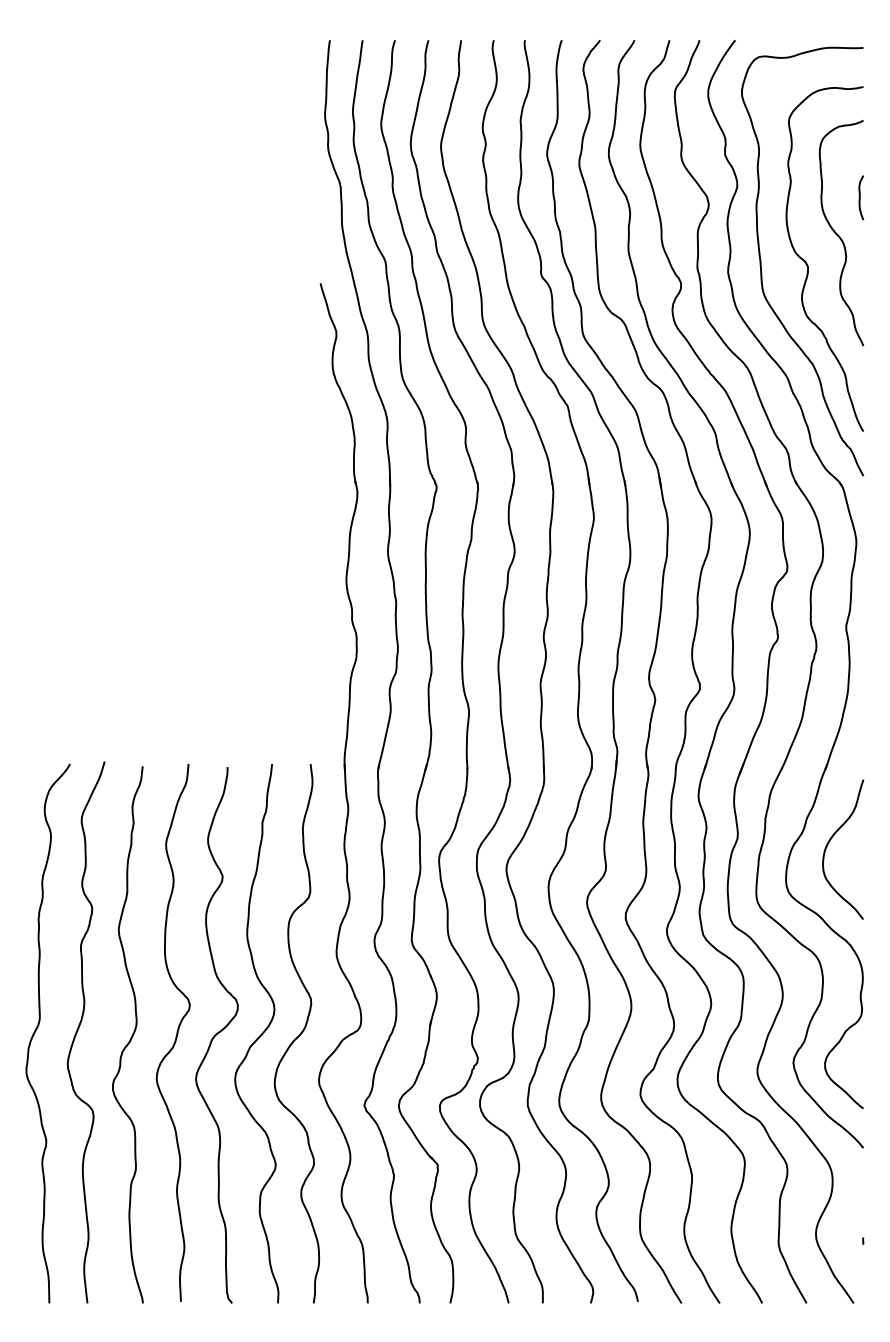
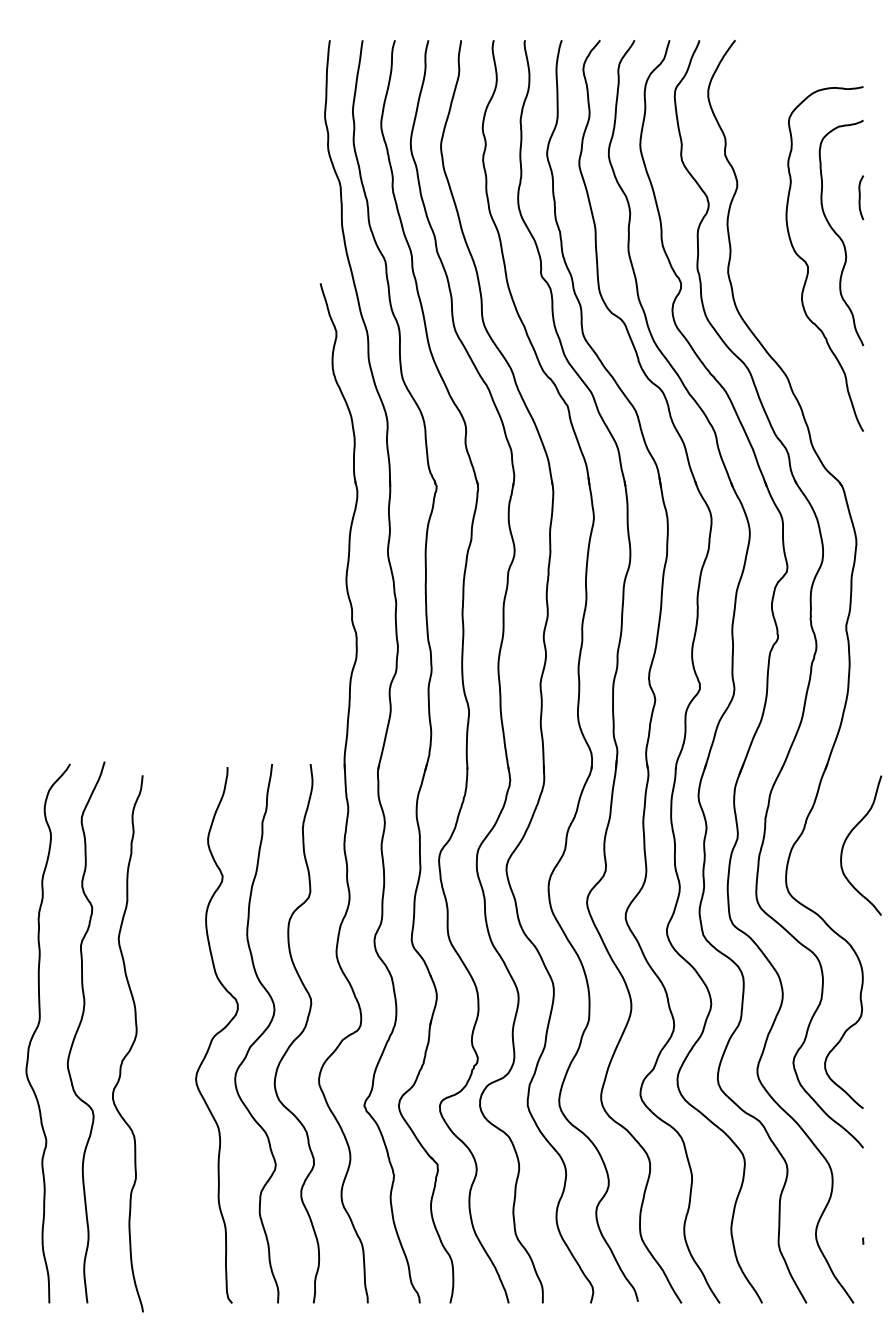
curve: present -> none (761, 261)
curve position: (830, 841) -> (848, 837) (848, 837)
curve: present -> none (176, 1032)
curve position: (131, 1035) -> (131, 1044) (131, 1044)
